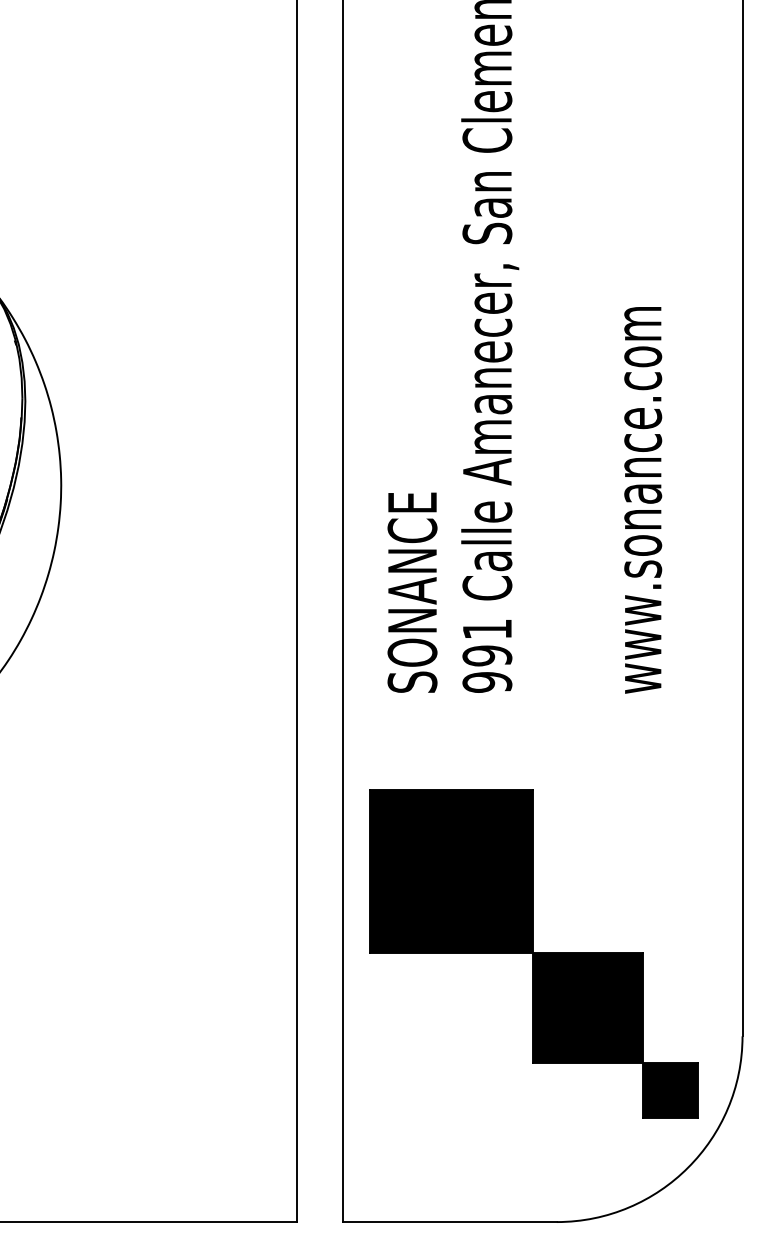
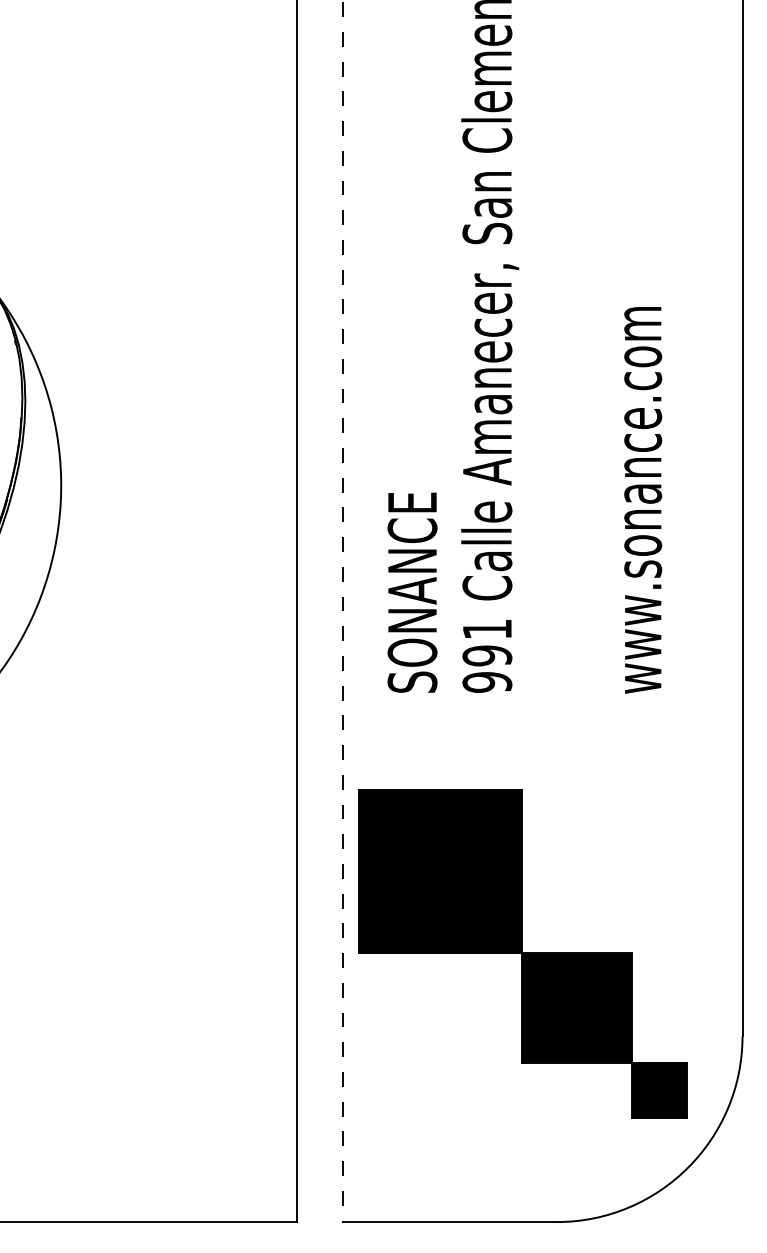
line: solid -> dashed (342, 611)
part position: (533, 953) -> (522, 953) (522, 953)
